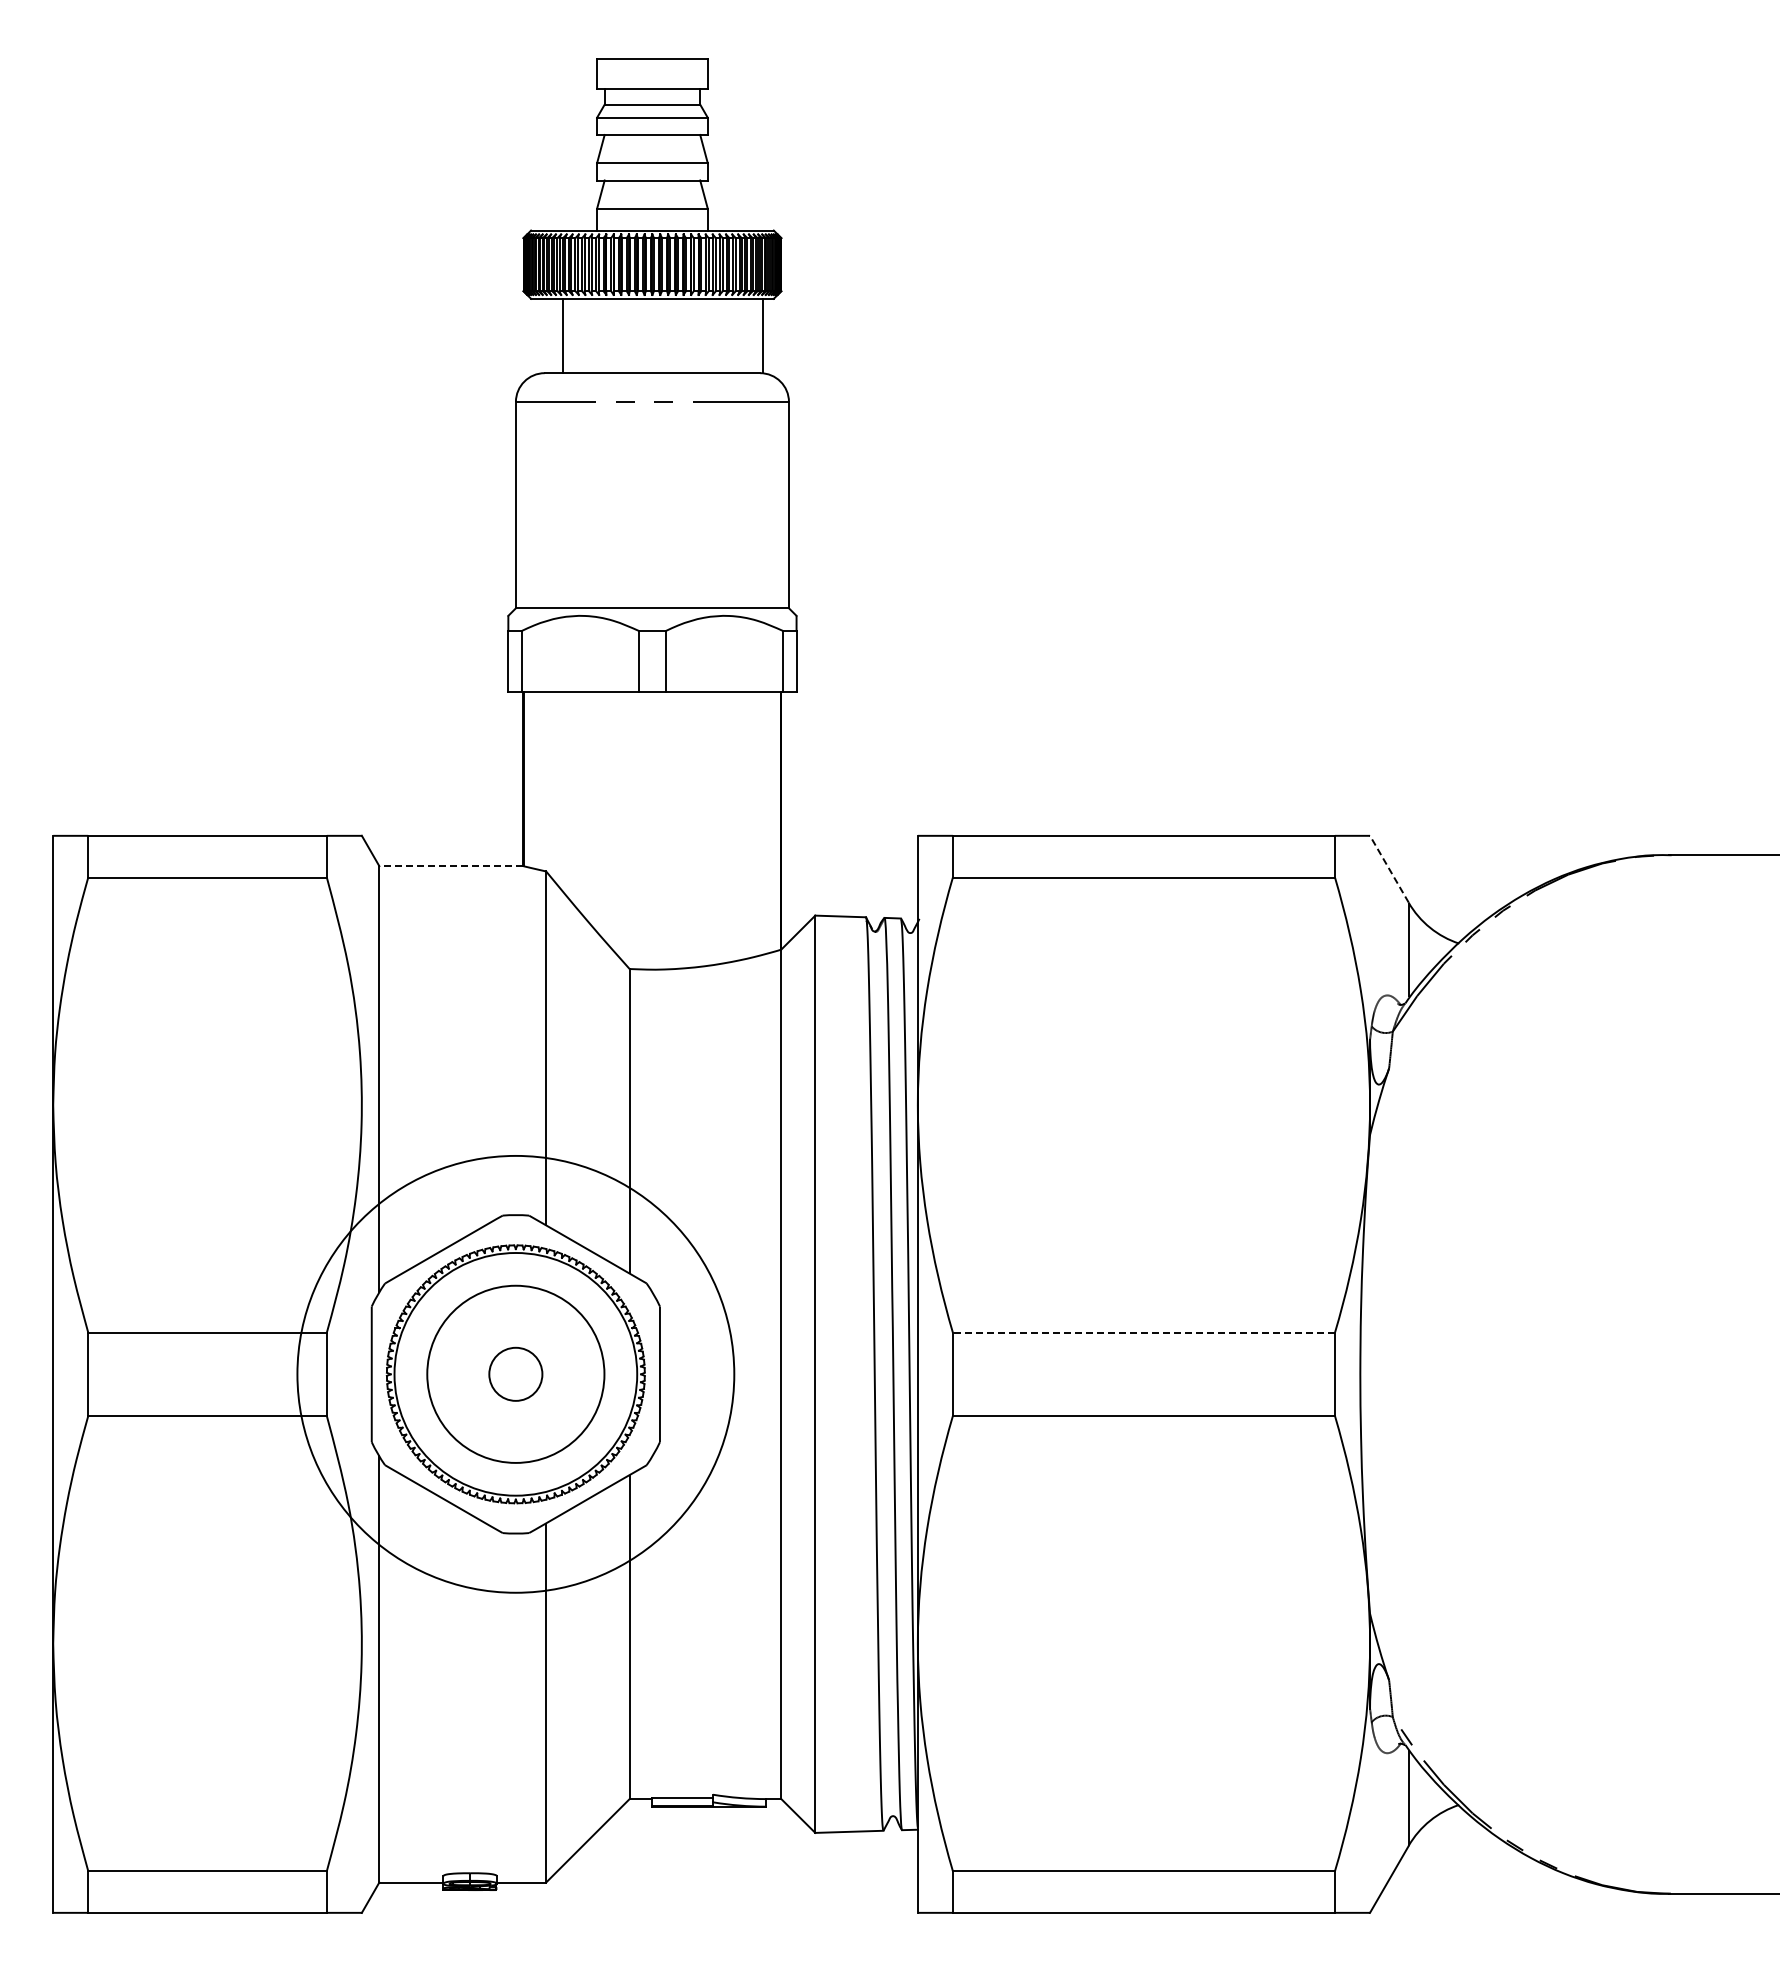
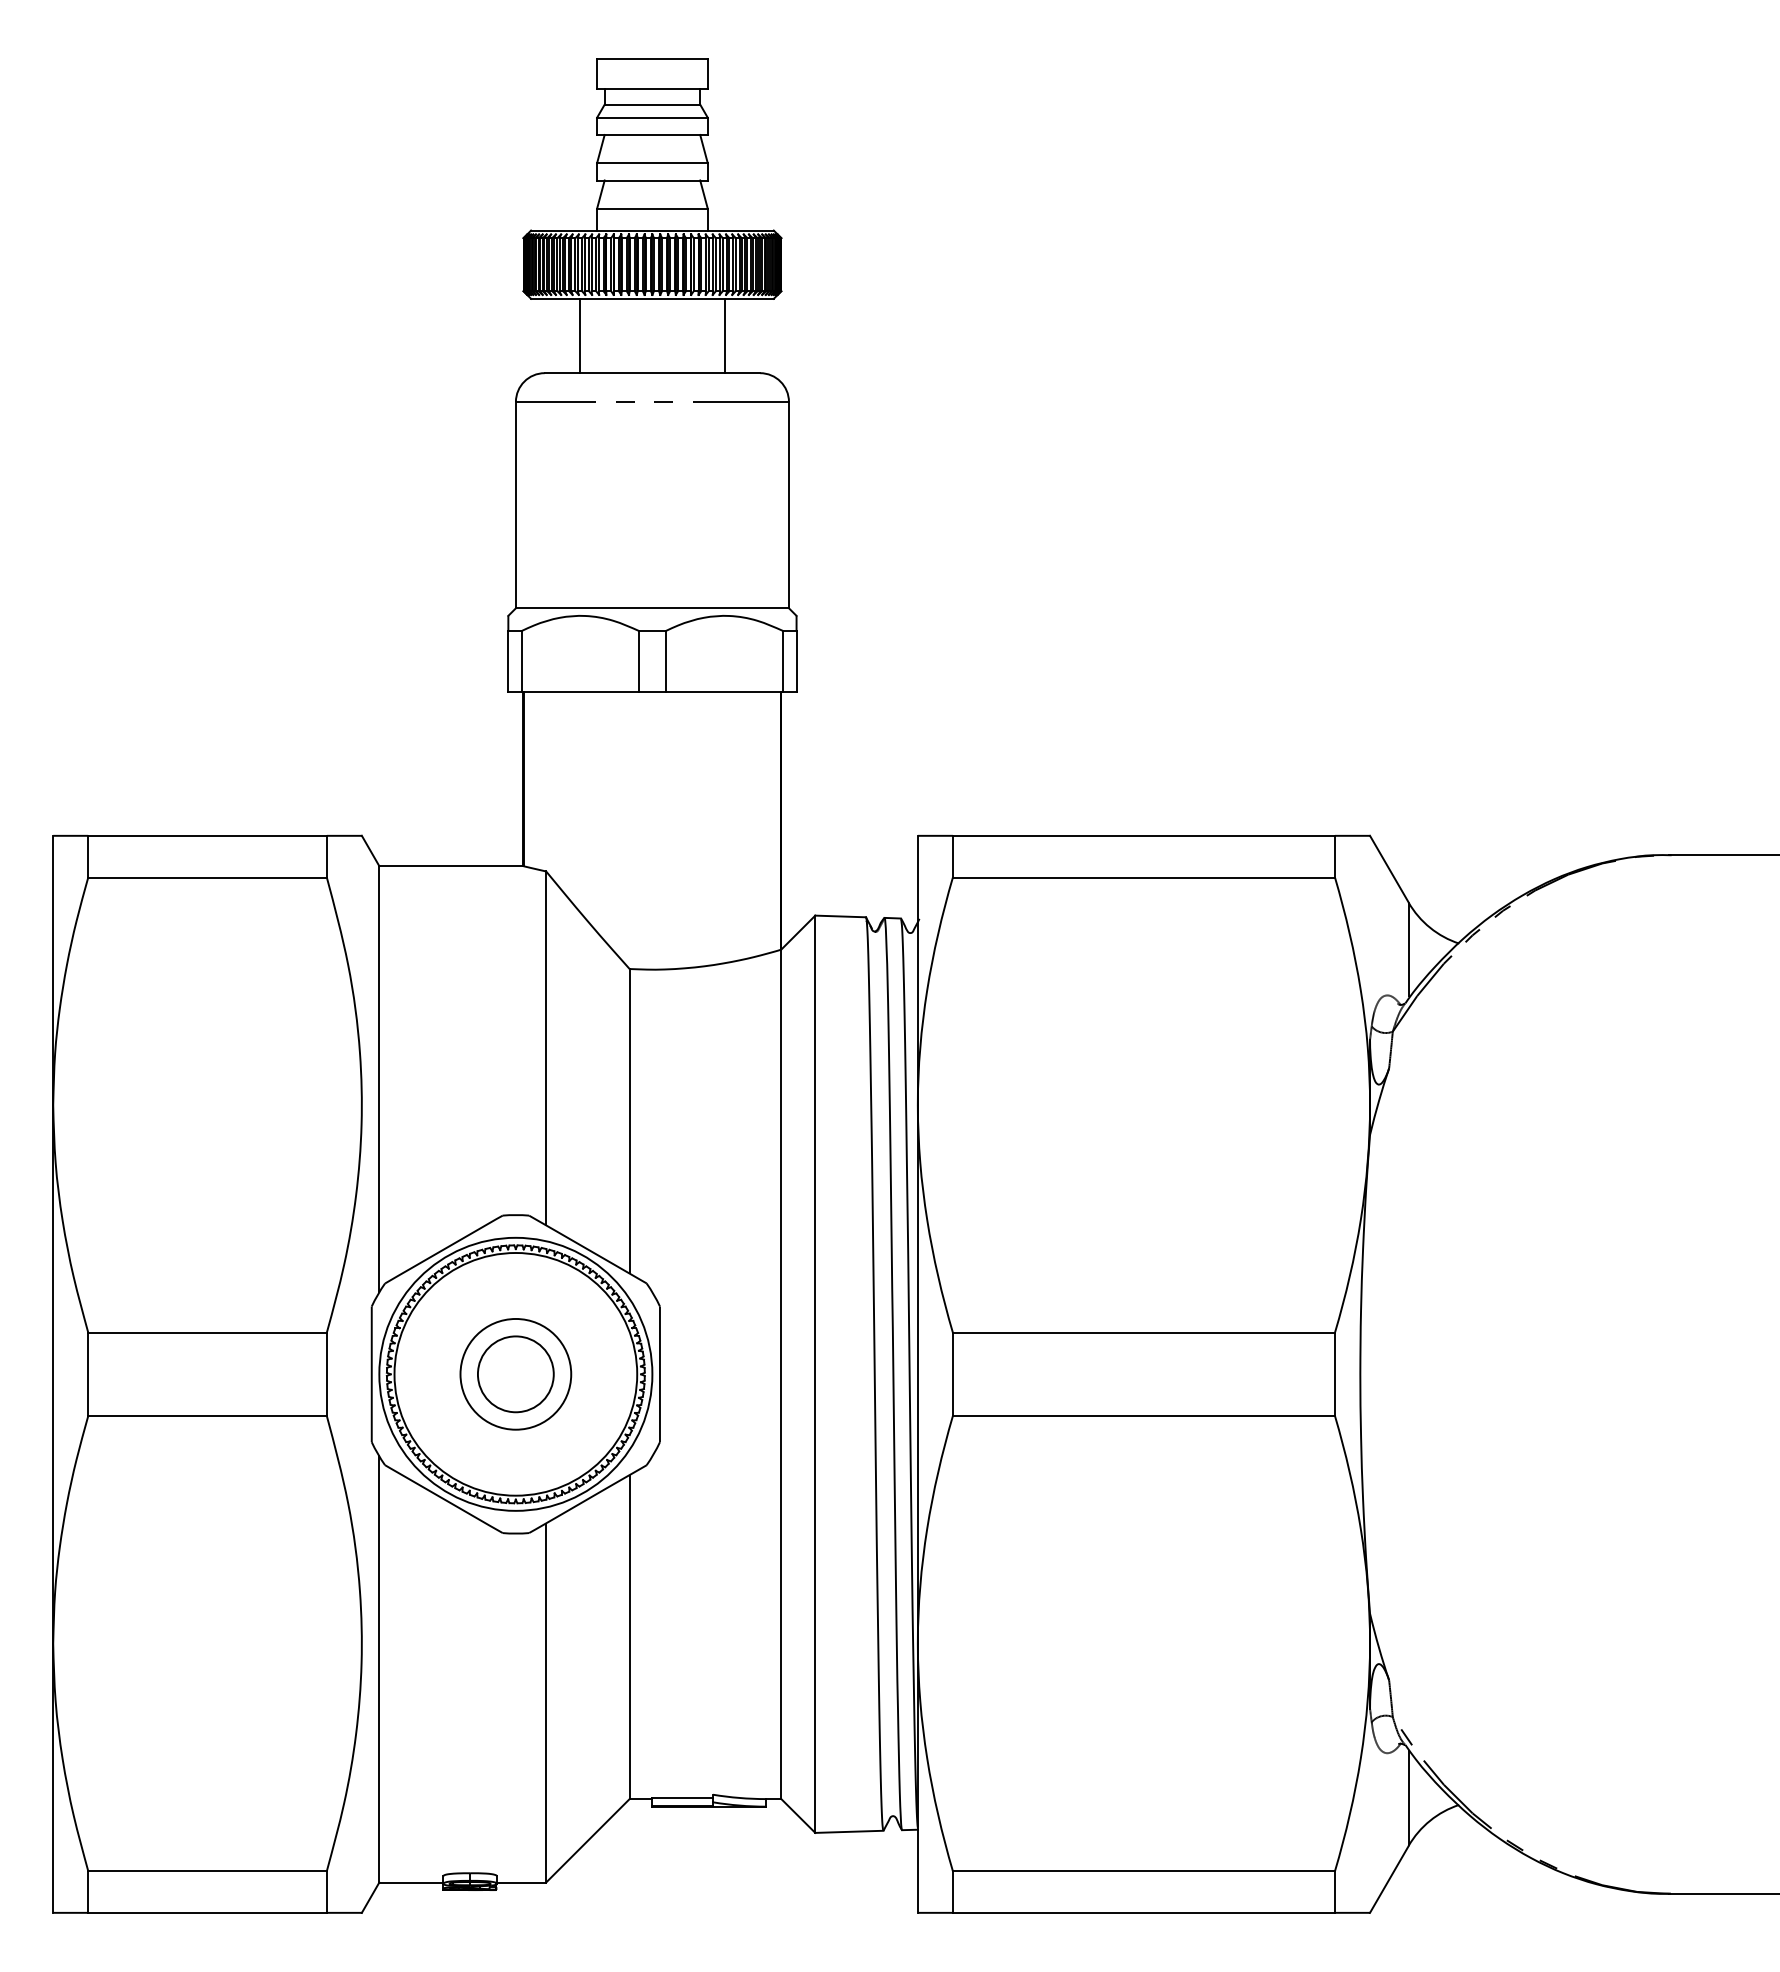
line position: (563, 335) -> (580, 335) (580, 335)
line position: (762, 335) -> (724, 335) (724, 335)
line: dashed -> solid (450, 866)
line: dashed -> solid (1389, 869)
line: dashed -> solid (1143, 1332)
circle diameter: 177 px -> 111 px (515, 1373)
circle diameter: 437 px -> 273 px (515, 1373)
circle diameter: 53 px -> 76 px (515, 1374)
